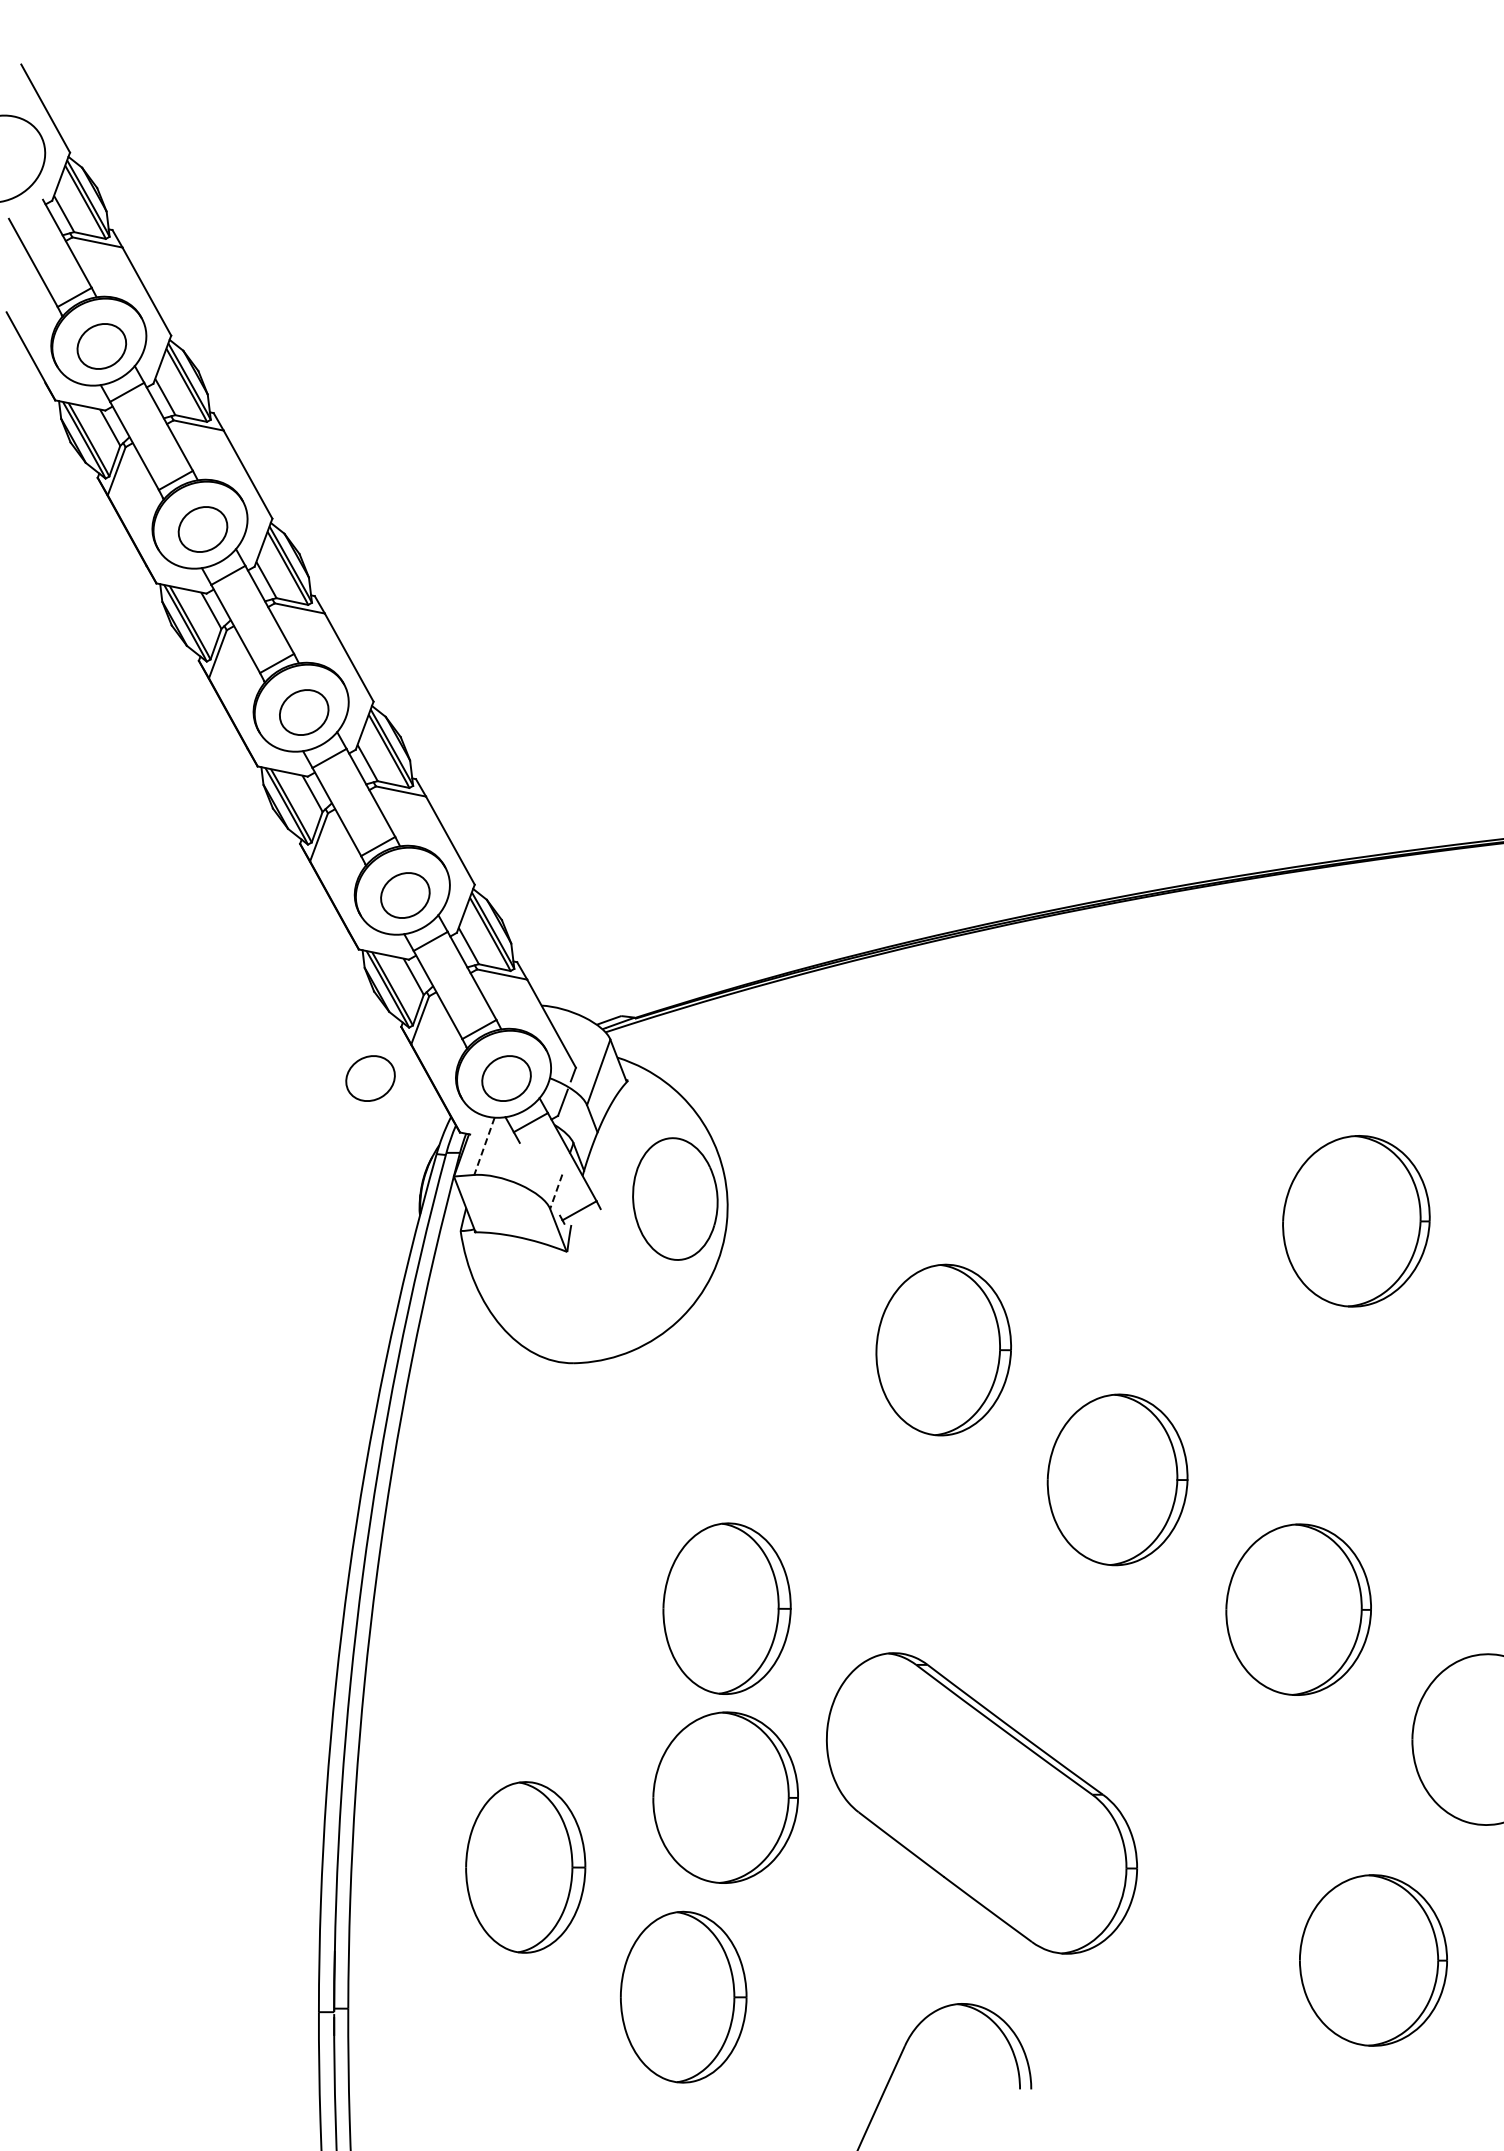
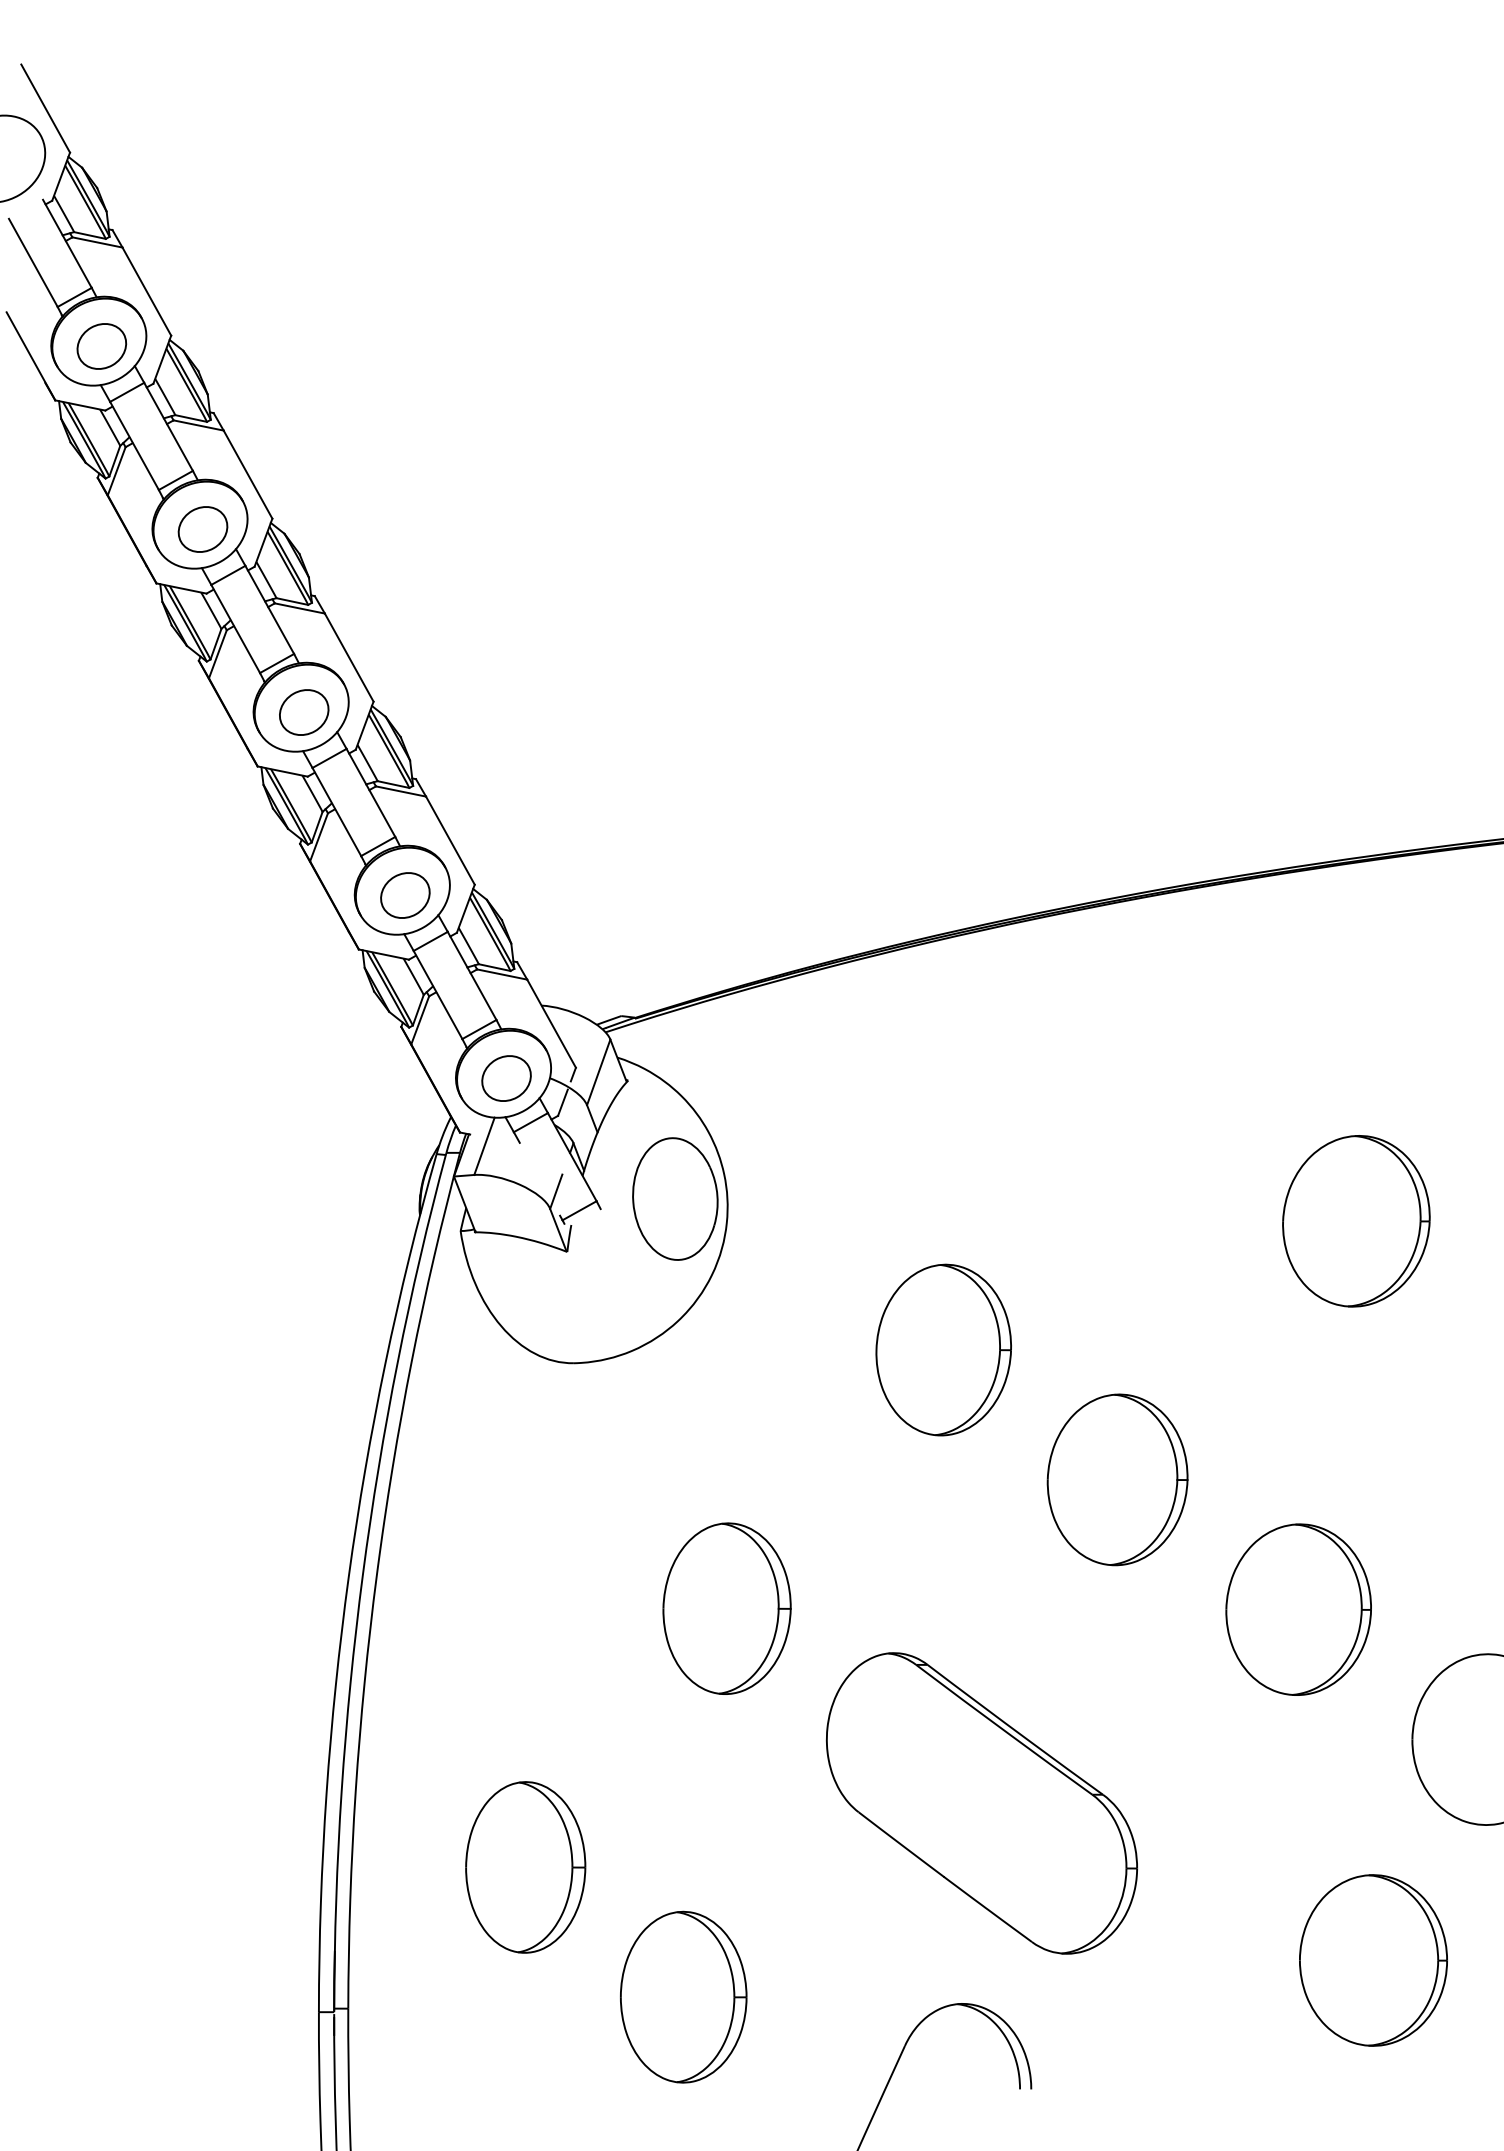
part: present -> none (370, 1078)
line: dashed -> solid (484, 1146)
line: dashed -> solid (556, 1192)
part: present -> none (725, 1797)
